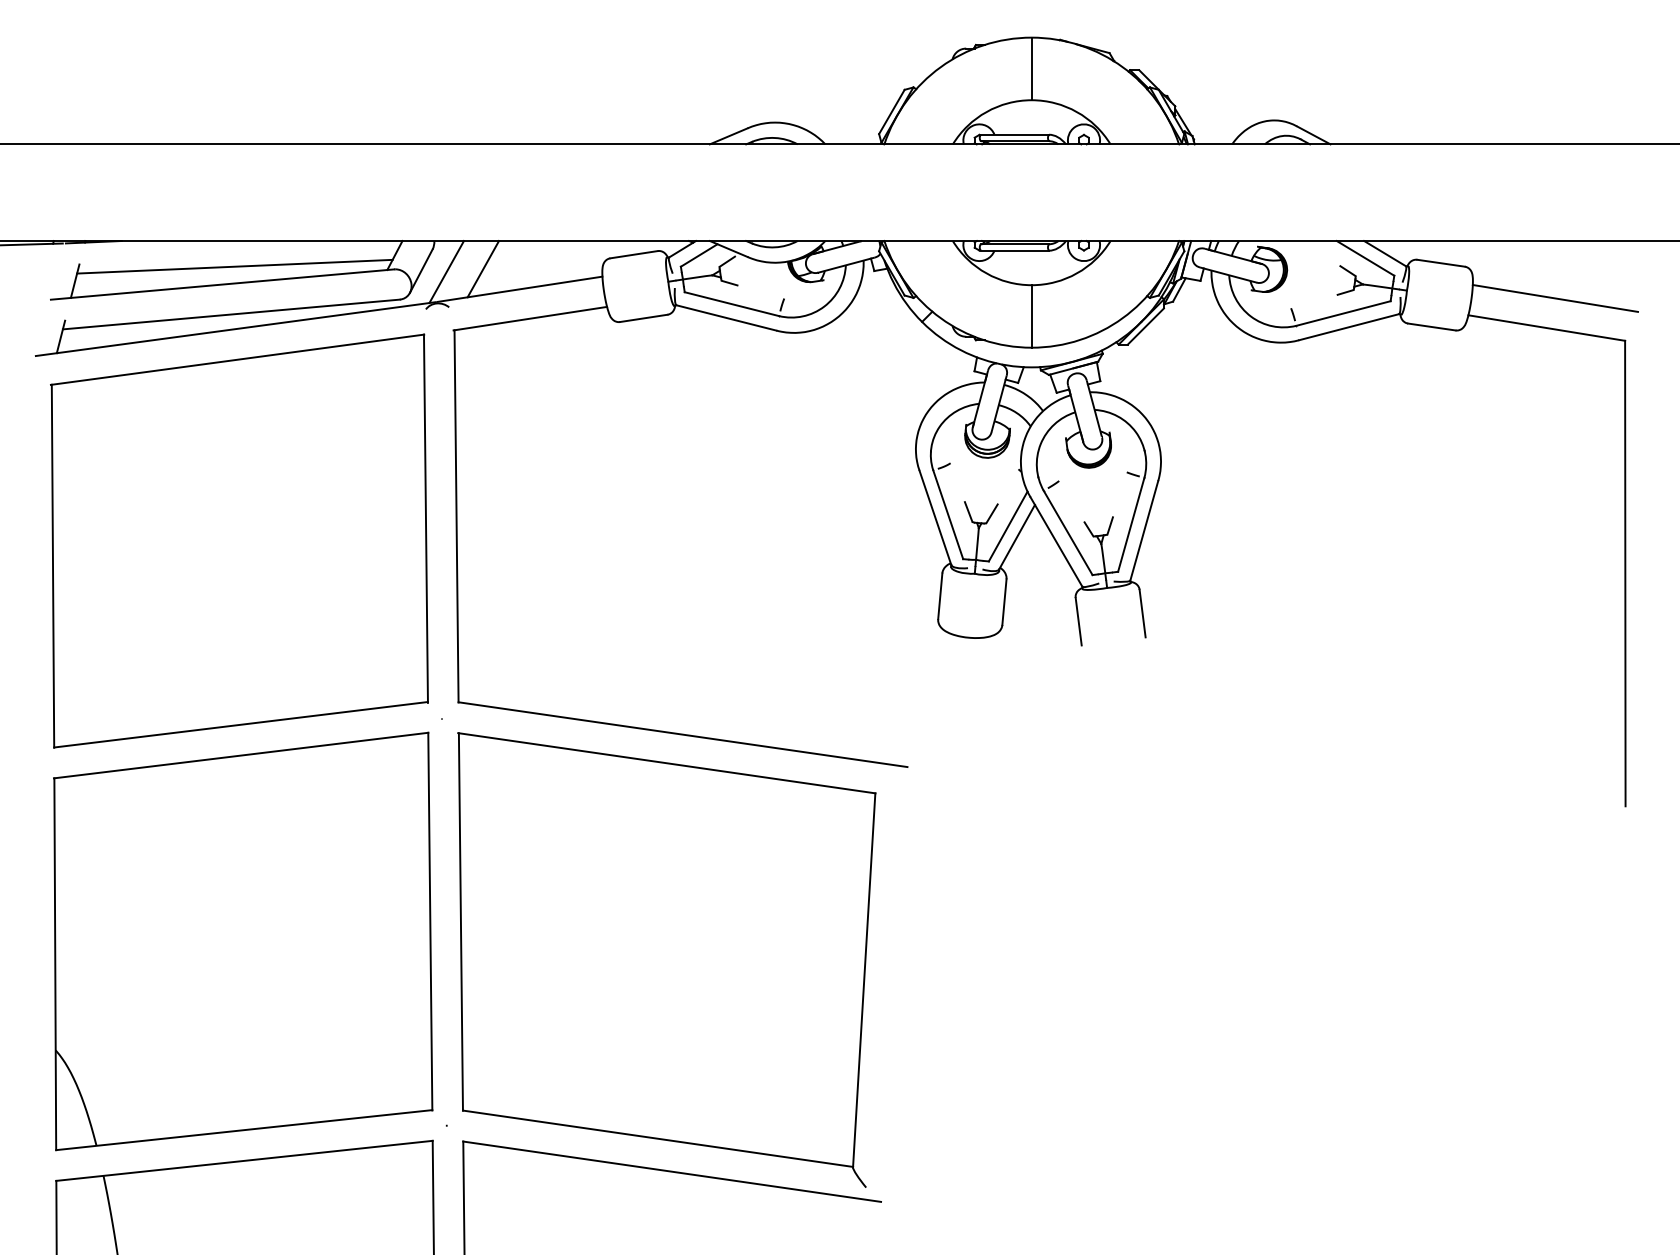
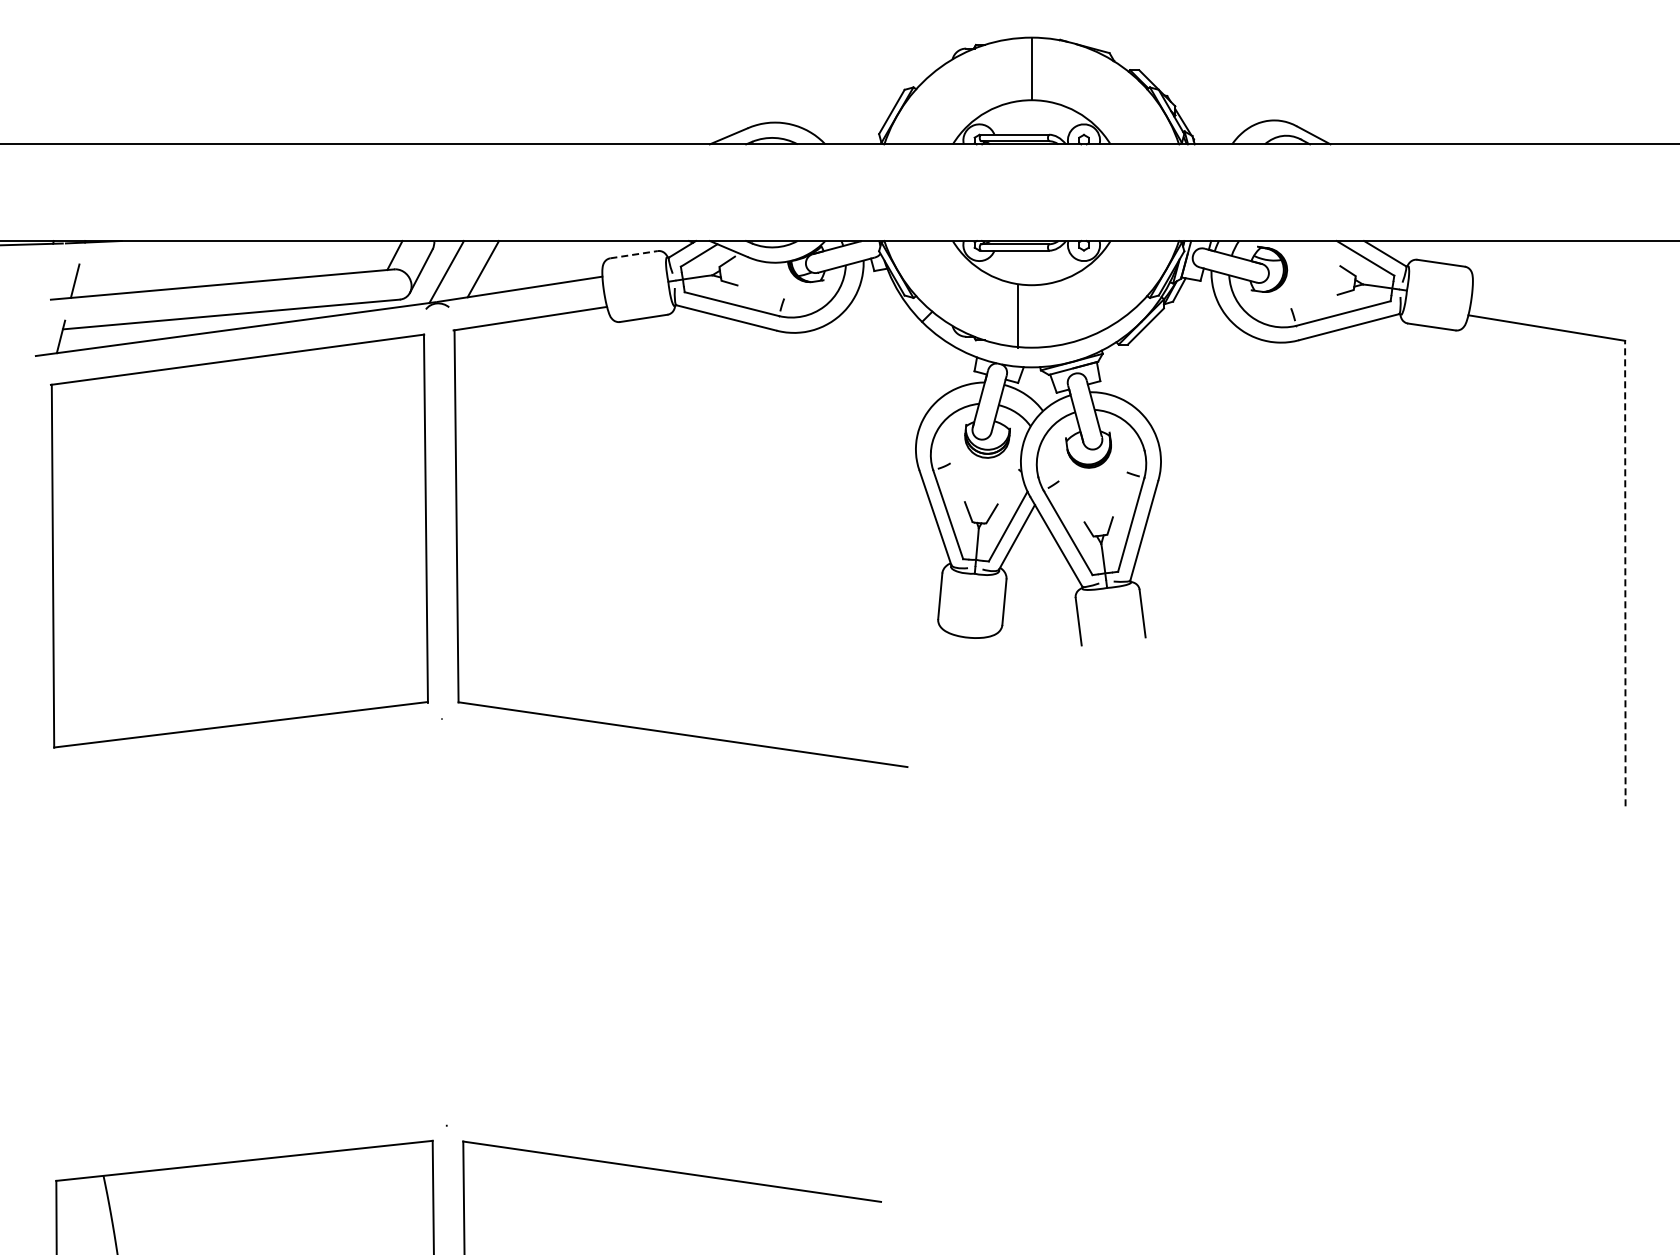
line: solid -> dashed (634, 254)
line: present -> none (234, 266)
line: present -> none (1555, 297)
line position: (1031, 316) -> (1017, 316) (1017, 316)
line: solid -> dashed (1625, 573)
part: present -> none (243, 941)
part: present -> none (666, 959)
